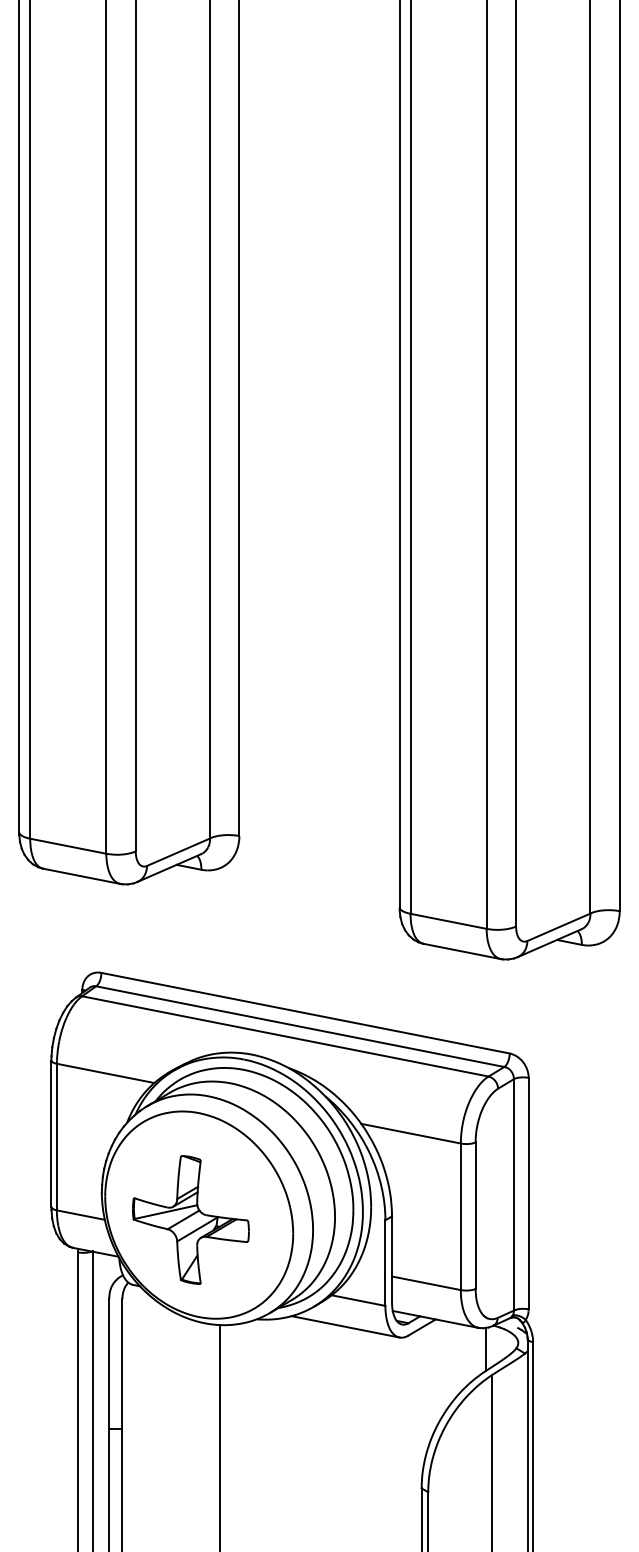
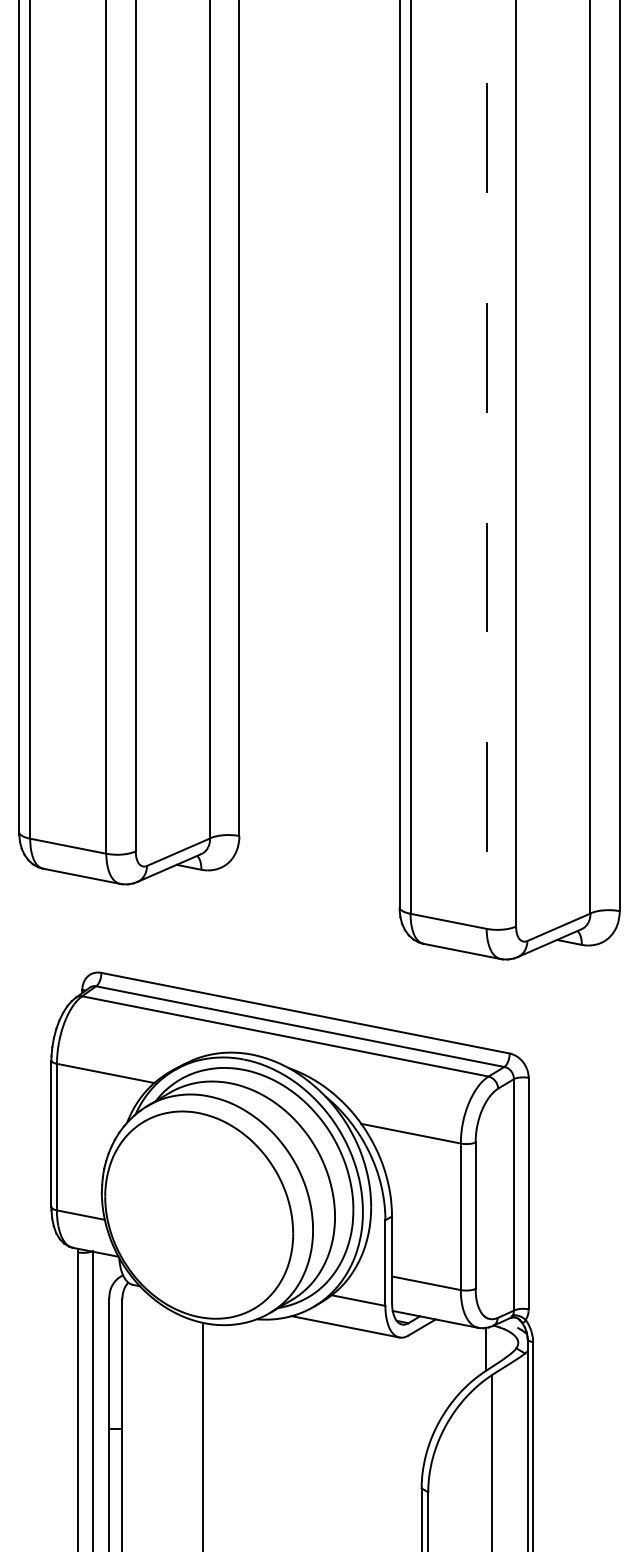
line: solid -> dashed (486, 464)
part: present -> none (190, 1219)
line position: (219, 1436) -> (202, 1436) (202, 1436)
